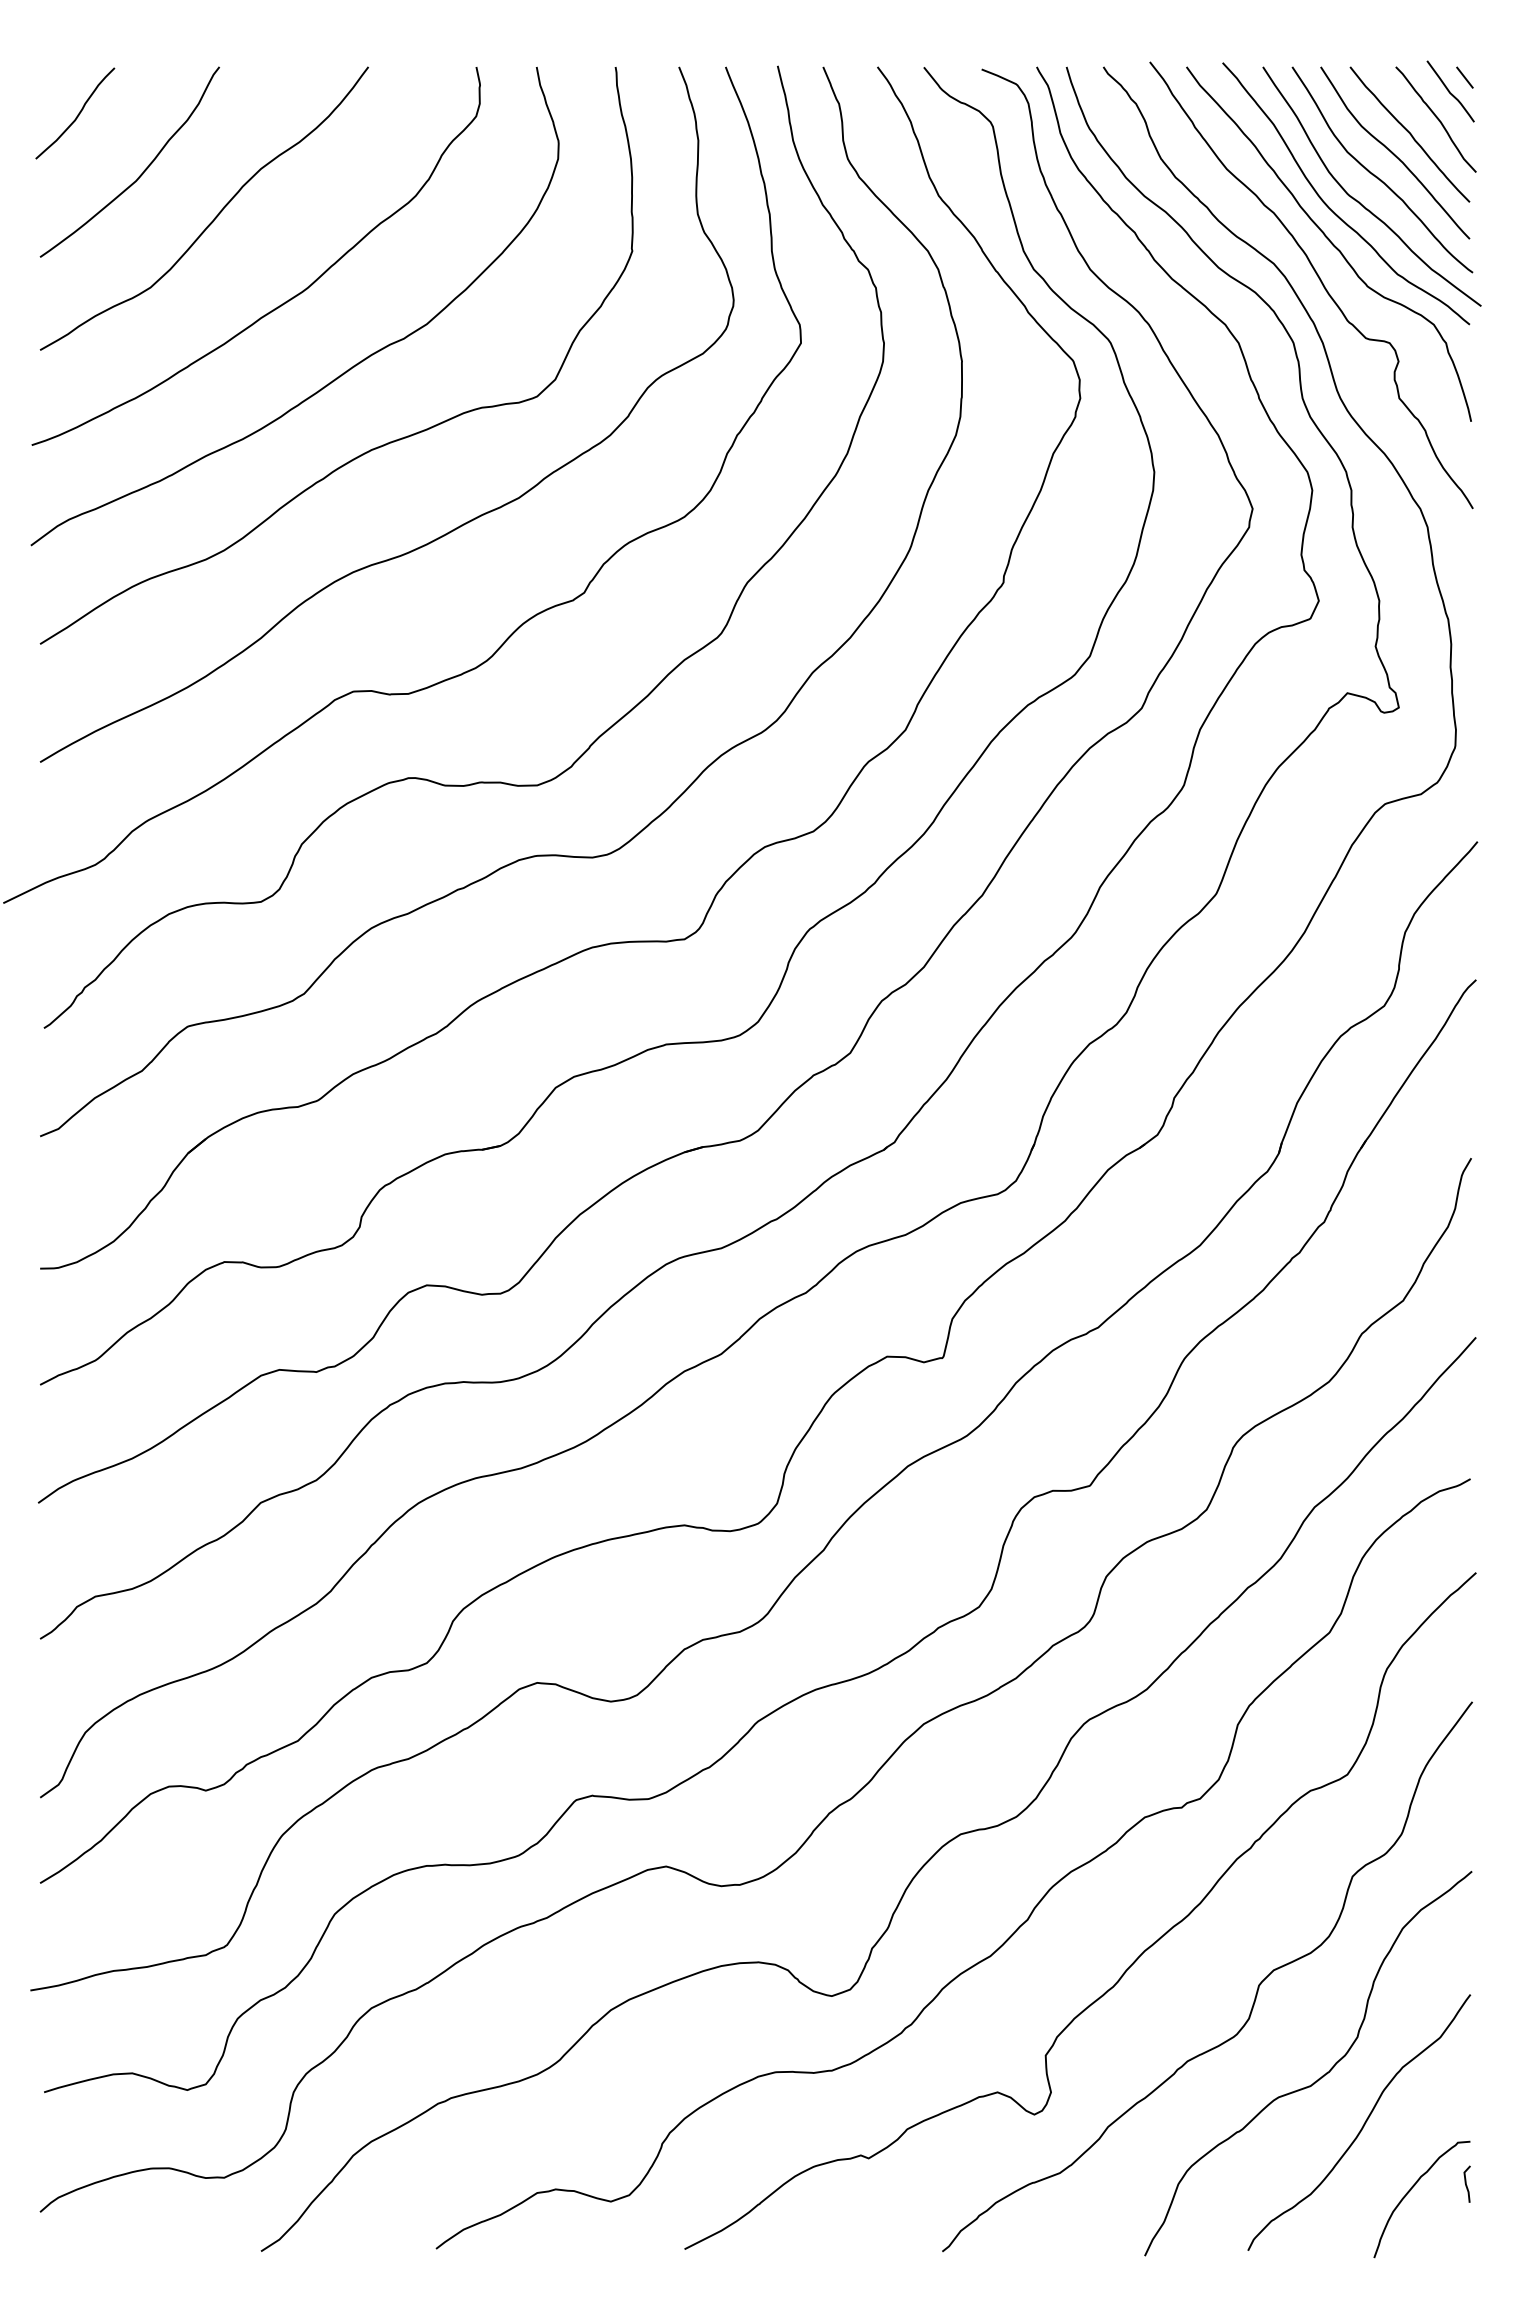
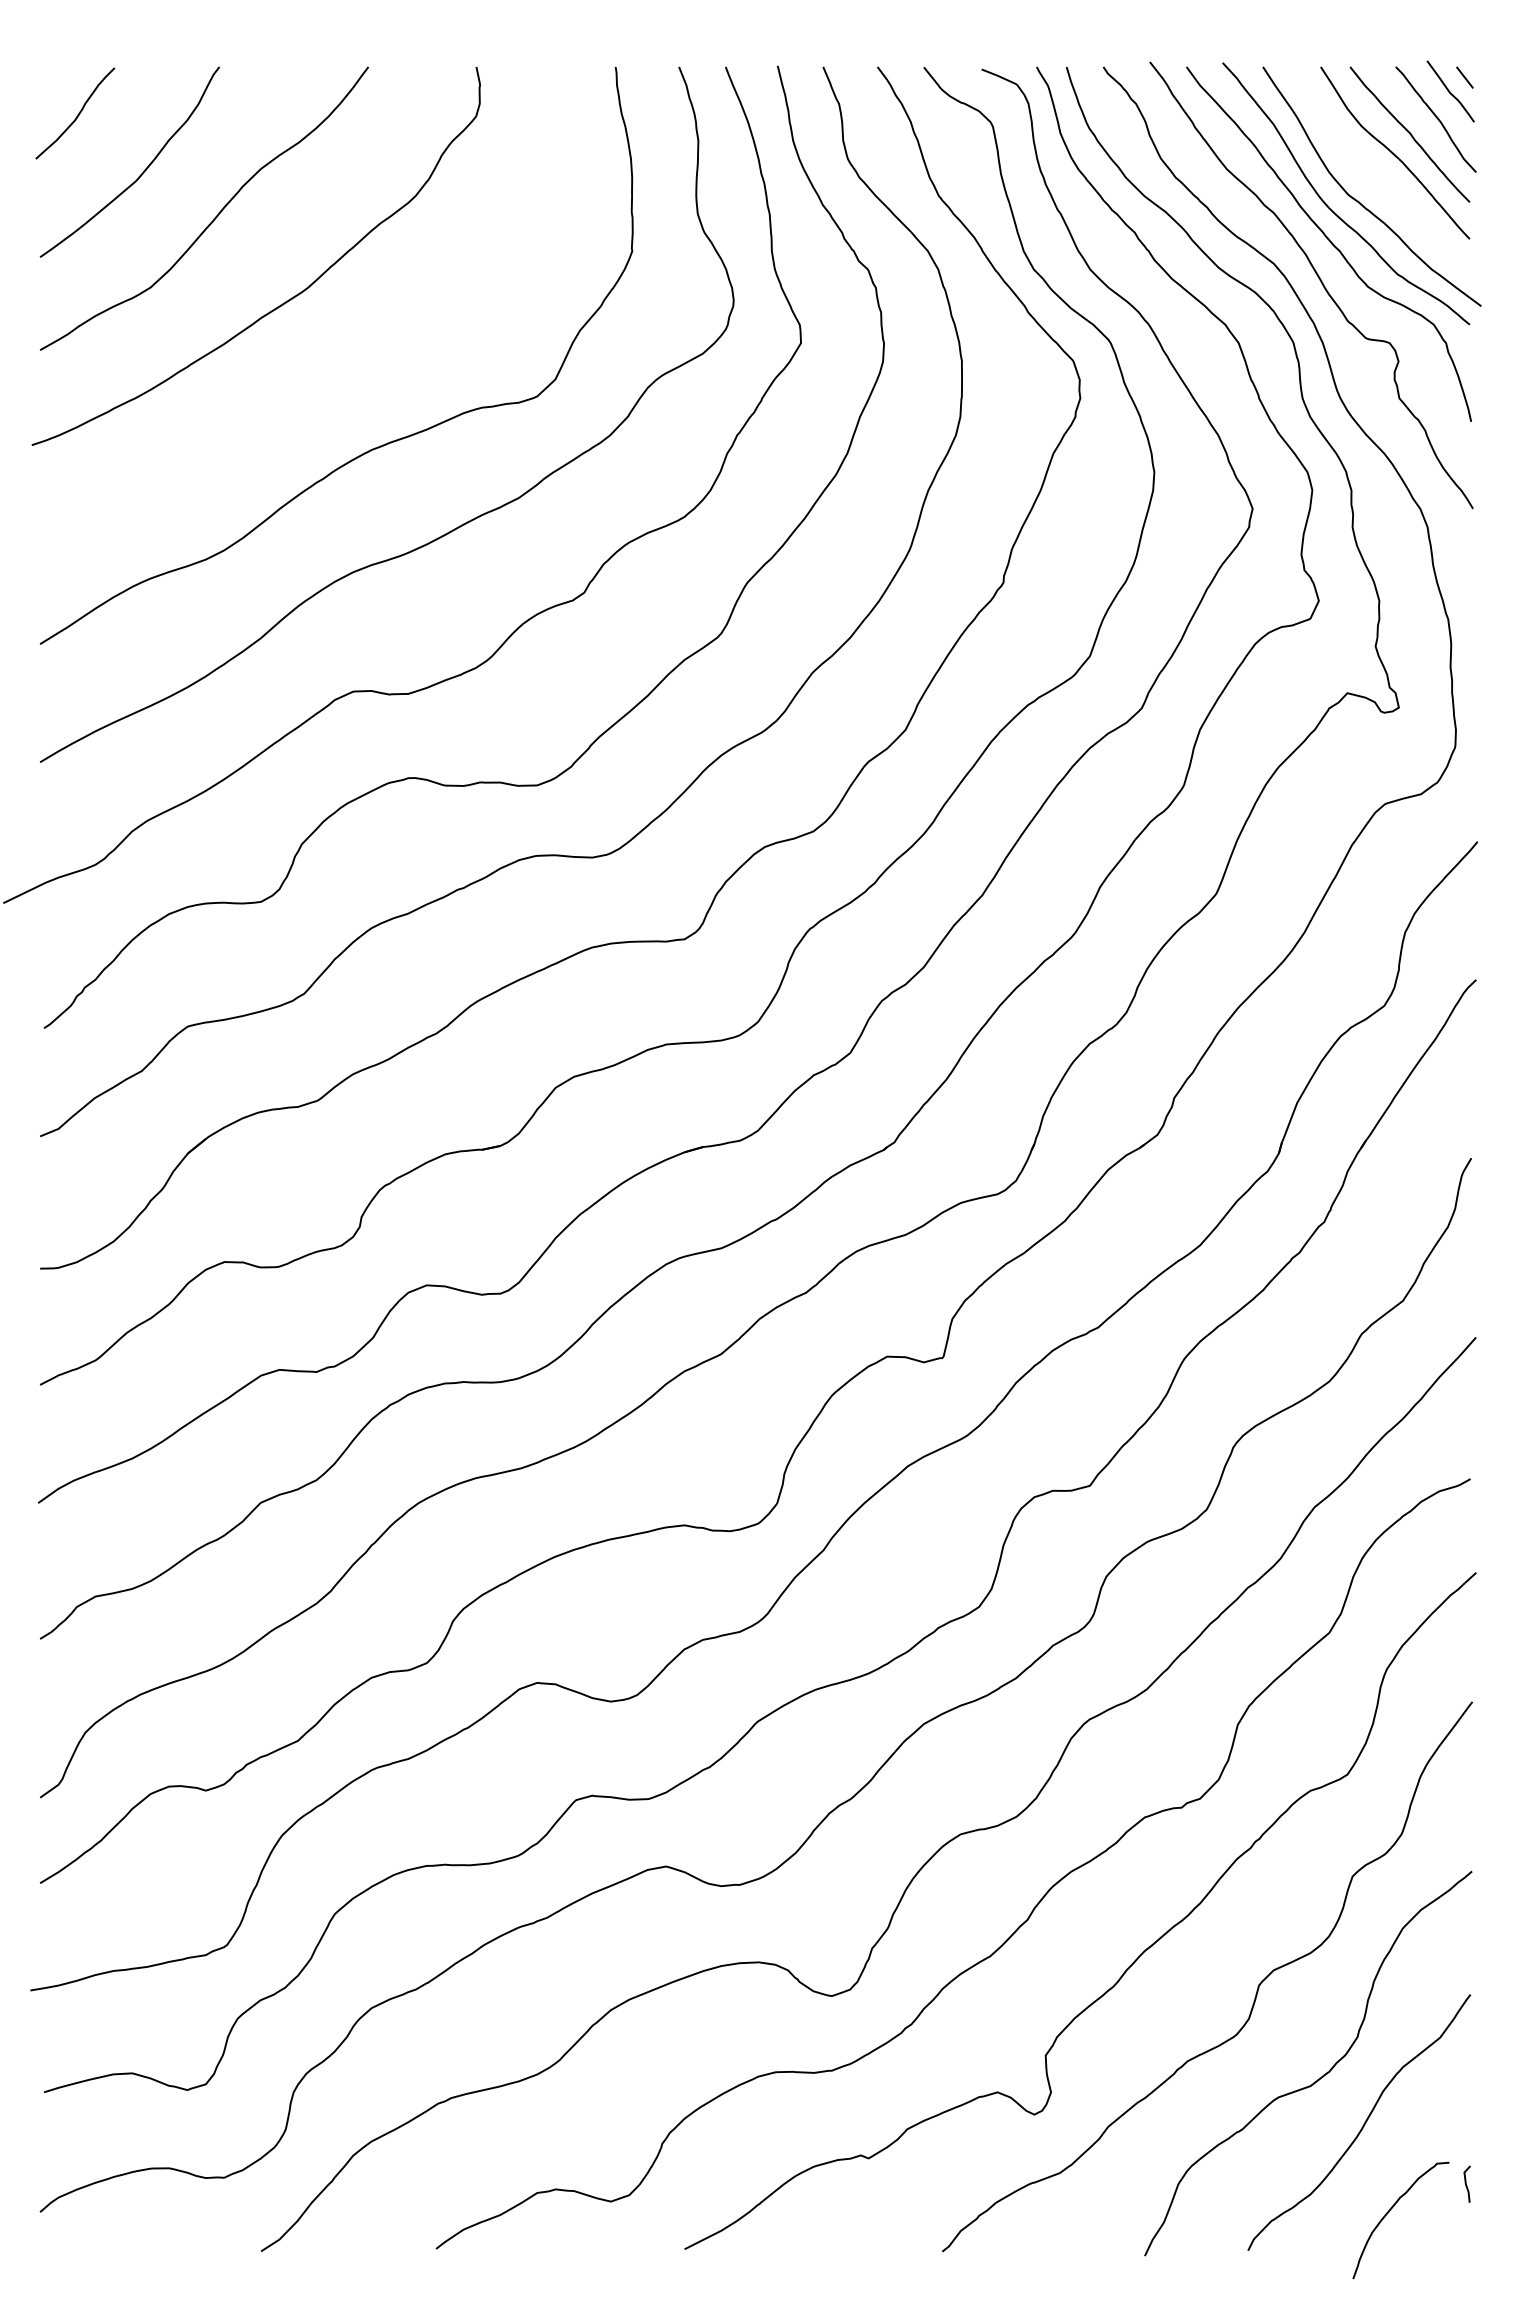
curve: present -> none (1376, 175)
curve: present -> none (340, 374)
curve position: (1410, 2191) -> (1389, 2212) (1389, 2212)
